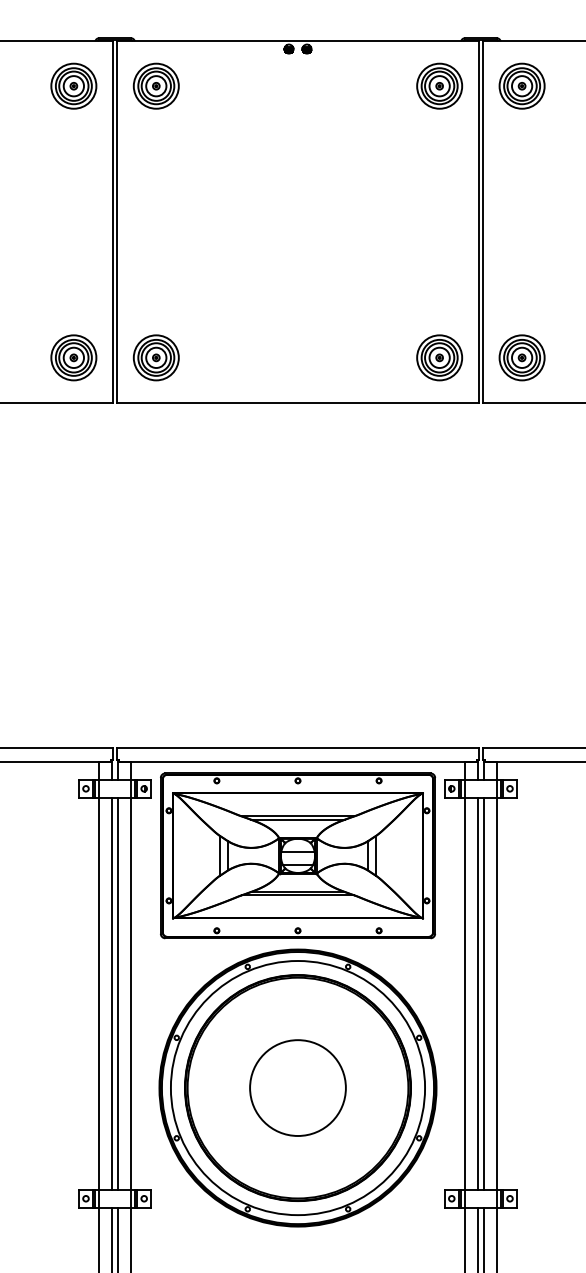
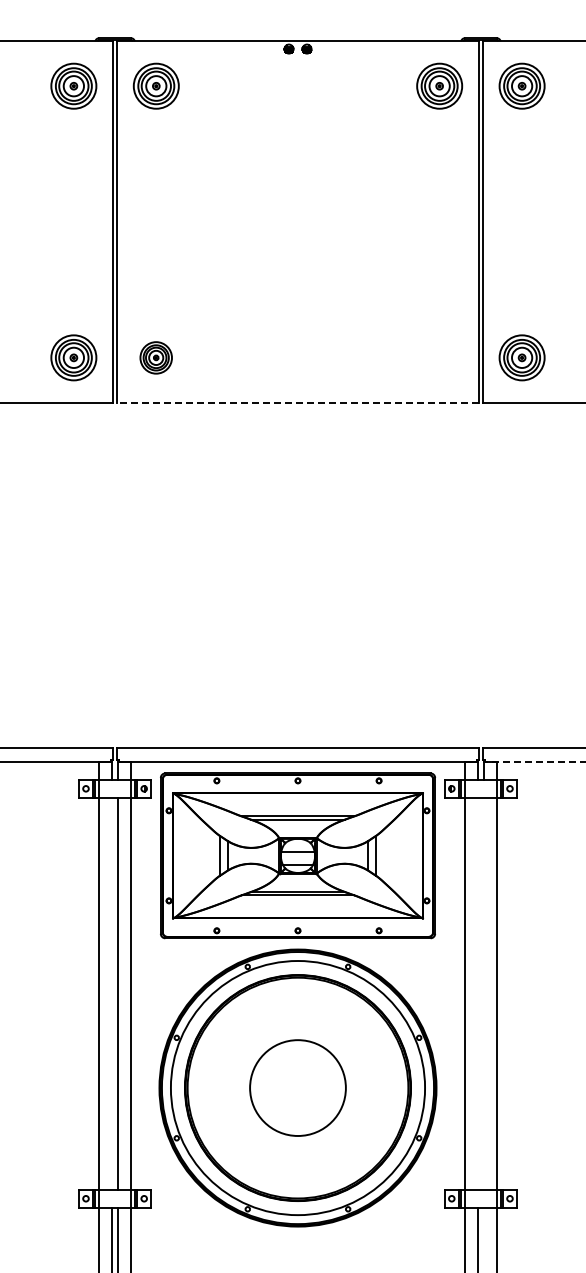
part size: 48x48 px -> 34x34 px (155, 357)
part: present -> none (439, 357)
line: solid -> dashed (297, 402)
line: solid -> dashed (534, 761)
line: present -> none (112, 993)
line: present -> none (478, 993)
line: present -> none (483, 993)
line: present -> none (483, 1238)
